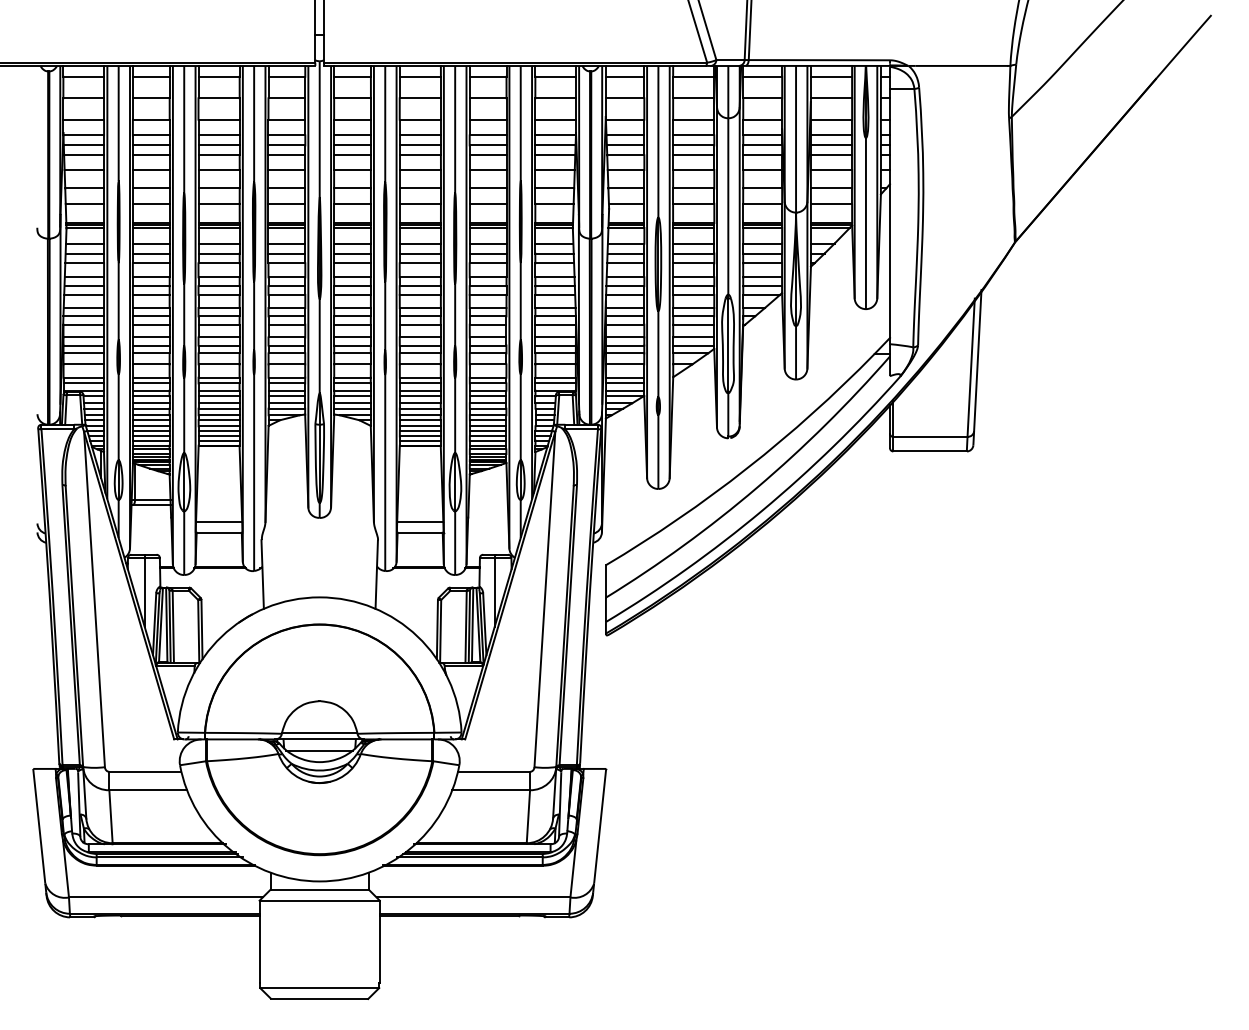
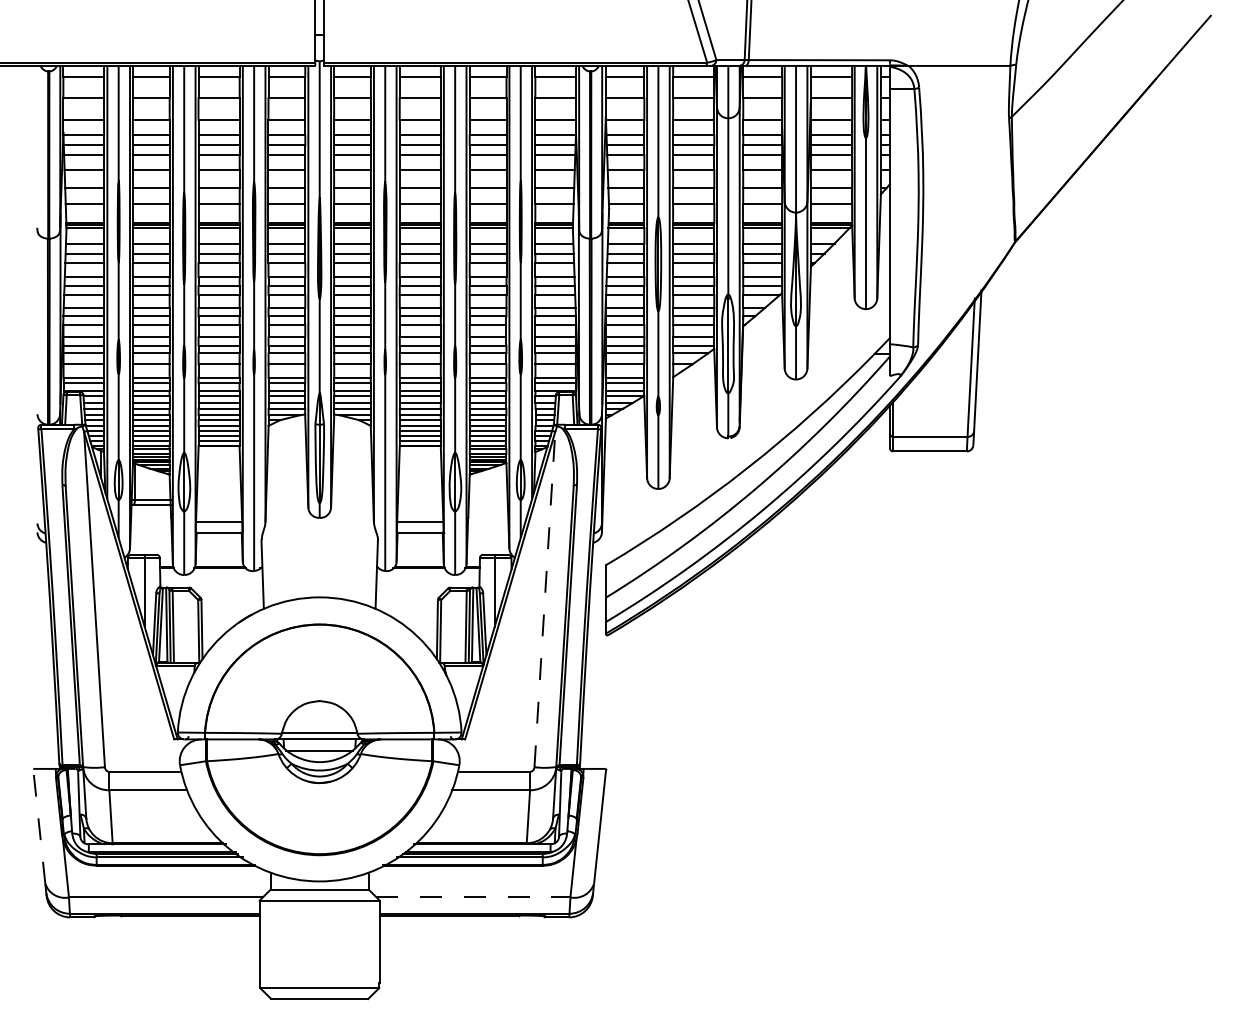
line: solid -> dashed (544, 599)
line: solid -> dashed (39, 825)
line: solid -> dashed (473, 897)
